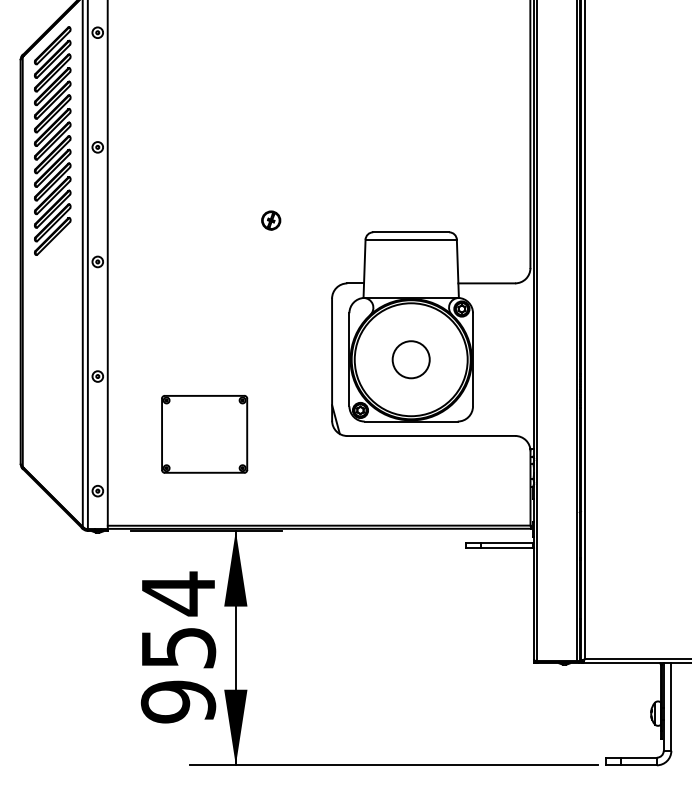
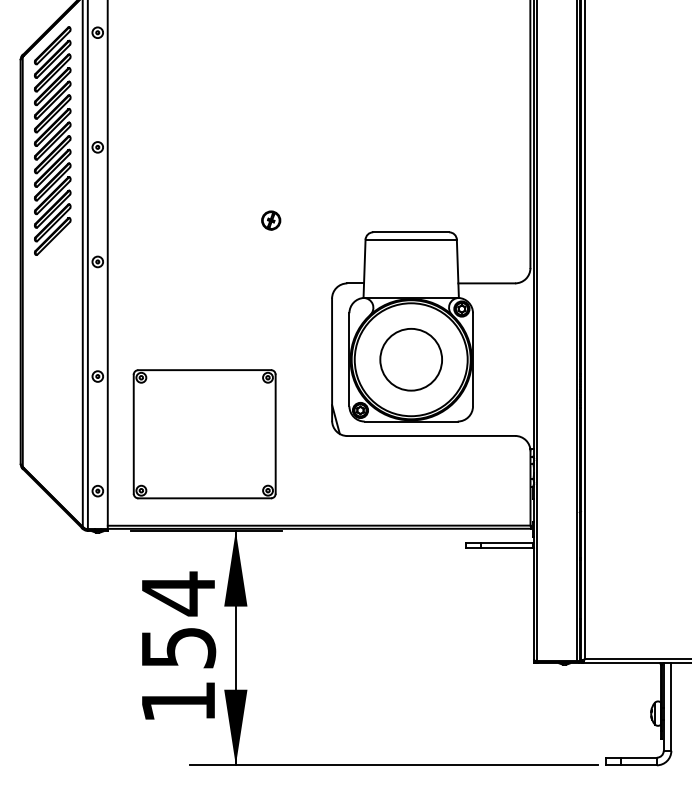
circle diameter: 37 px -> 62 px (411, 359)
part size: 88x79 px -> 145x131 px (204, 434)
text: 954 -> 154 (178, 701)
